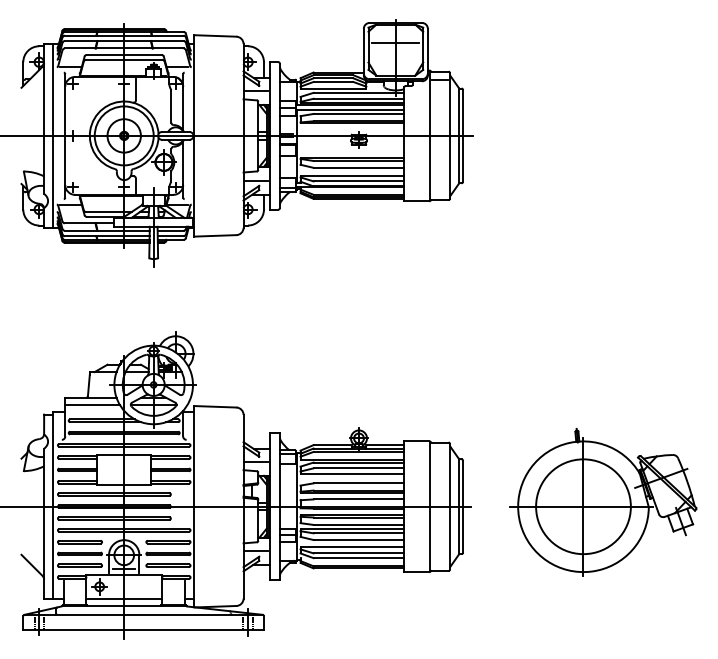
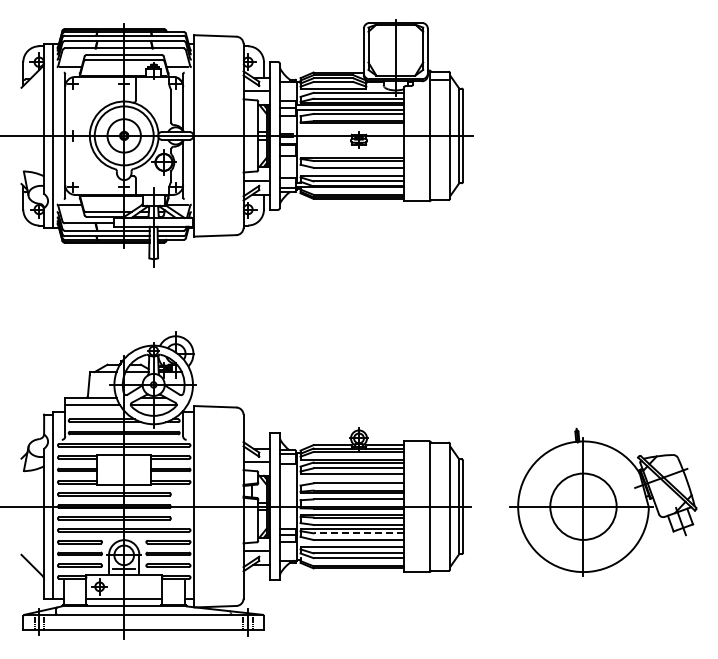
line: present -> none (395, 42)
circle diameter: 95 px -> 66 px (583, 506)
line: solid -> dashed (358, 533)
